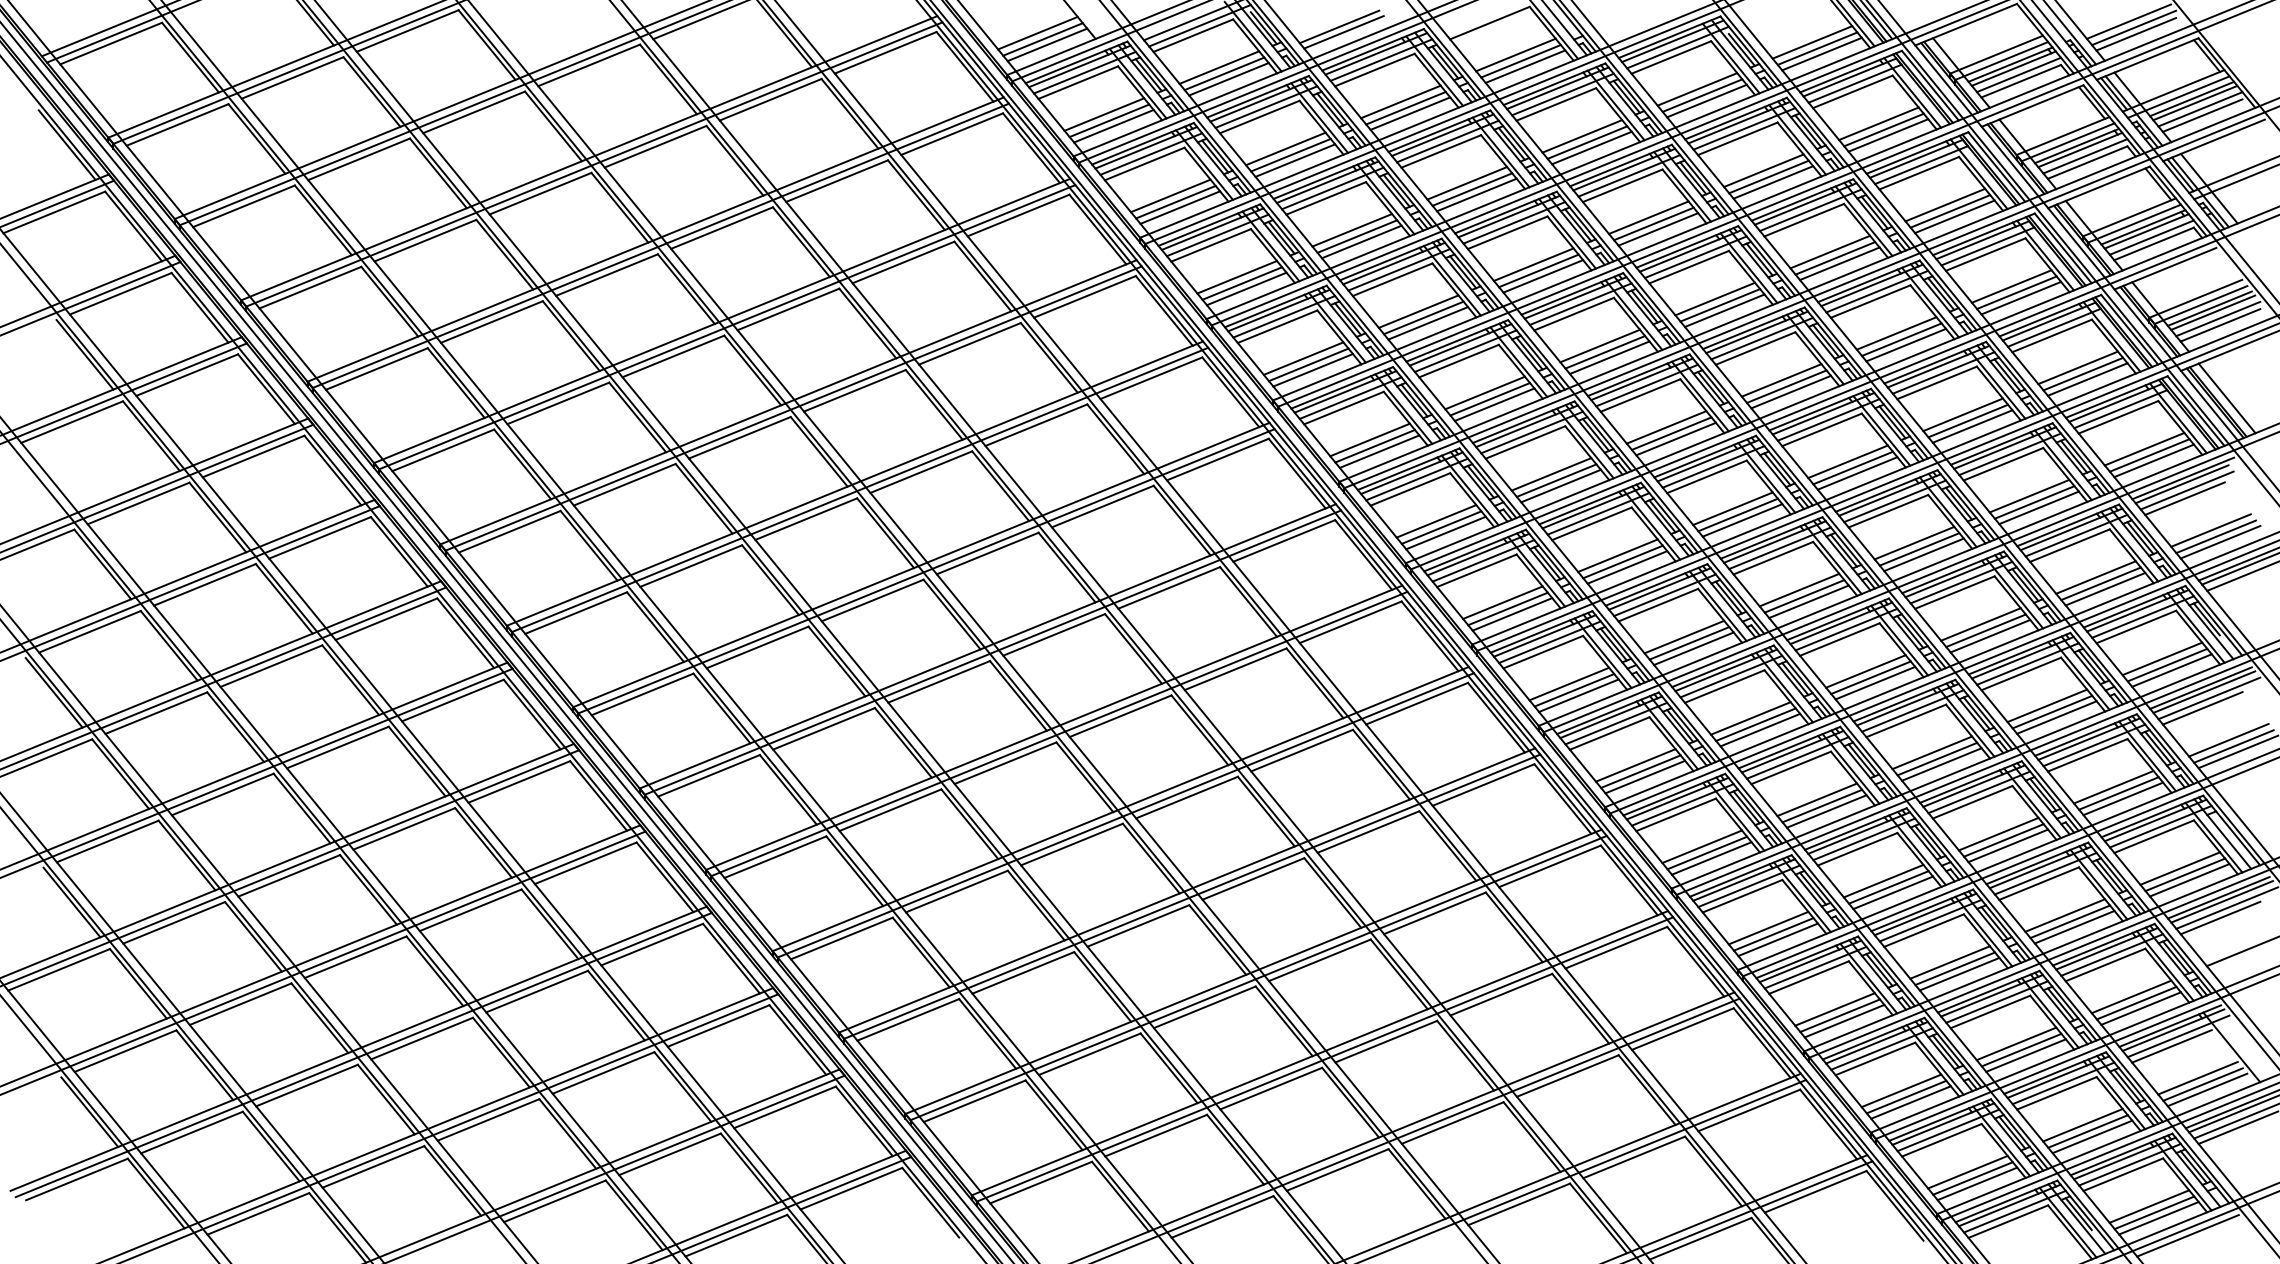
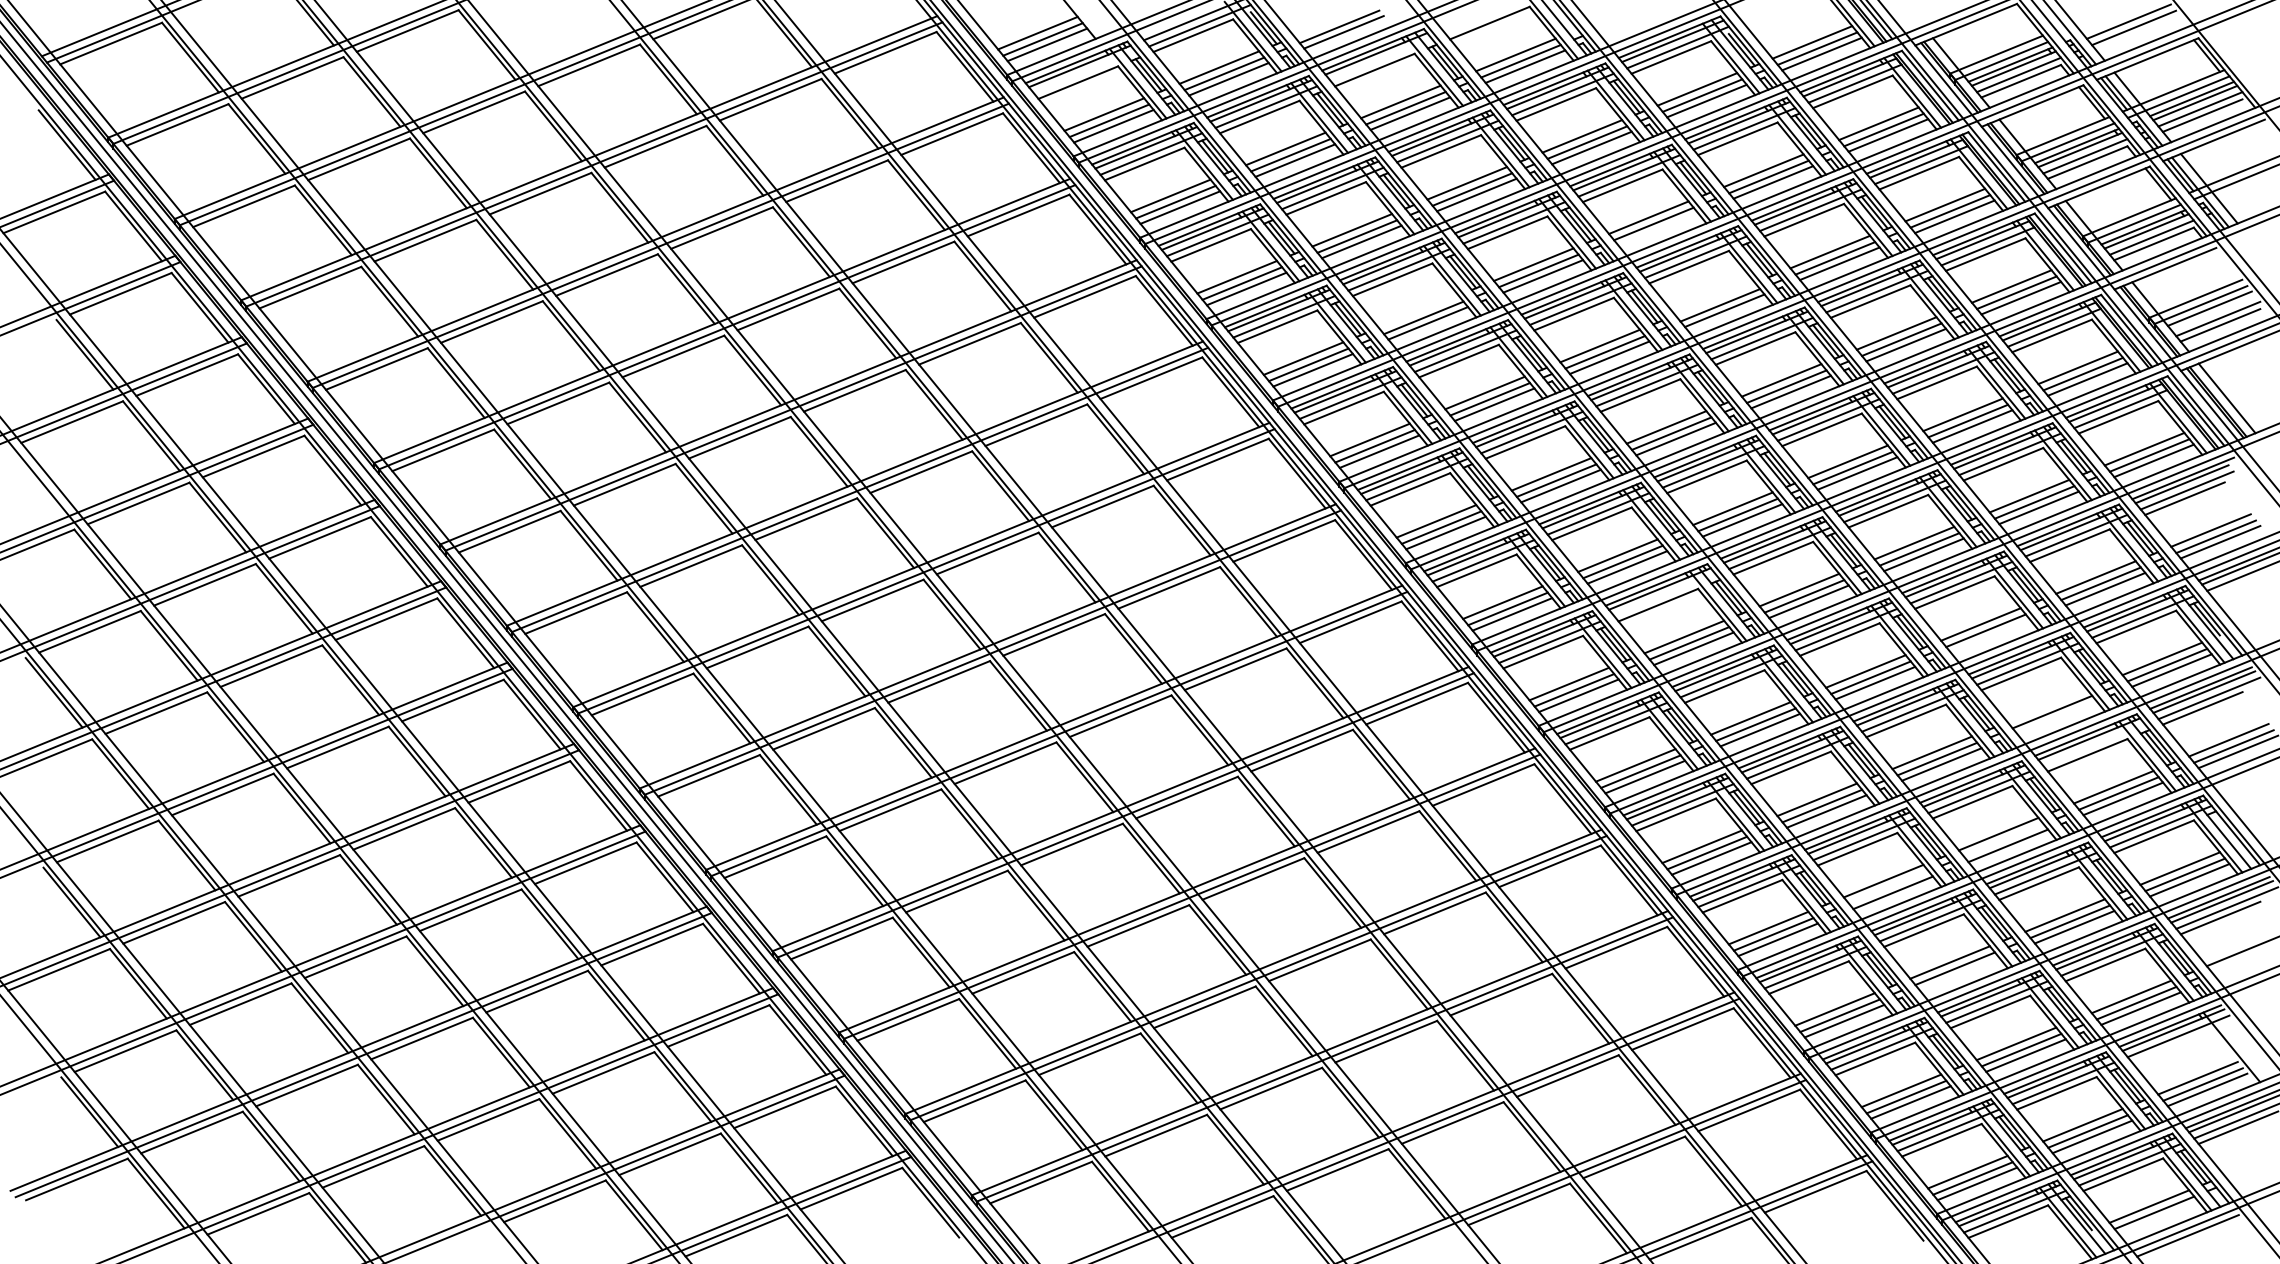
line: present -> none (2136, 34)
line: present -> none (1381, 59)
line: present -> none (1084, 72)
line: present -> none (1658, 229)
line: present -> none (1715, 298)
line: present -> none (1418, 311)
line: present -> none (2213, 312)
line: present -> none (1664, 595)
line: present -> none (1990, 635)
line: present -> none (2047, 705)
line: present -> none (2056, 717)
line: present -> none (2094, 745)
line: present -> none (2003, 840)
line: present -> none (1888, 887)
line: present -> none (1959, 973)
line: present -> none (2171, 1046)
line: present -> none (2158, 1218)
